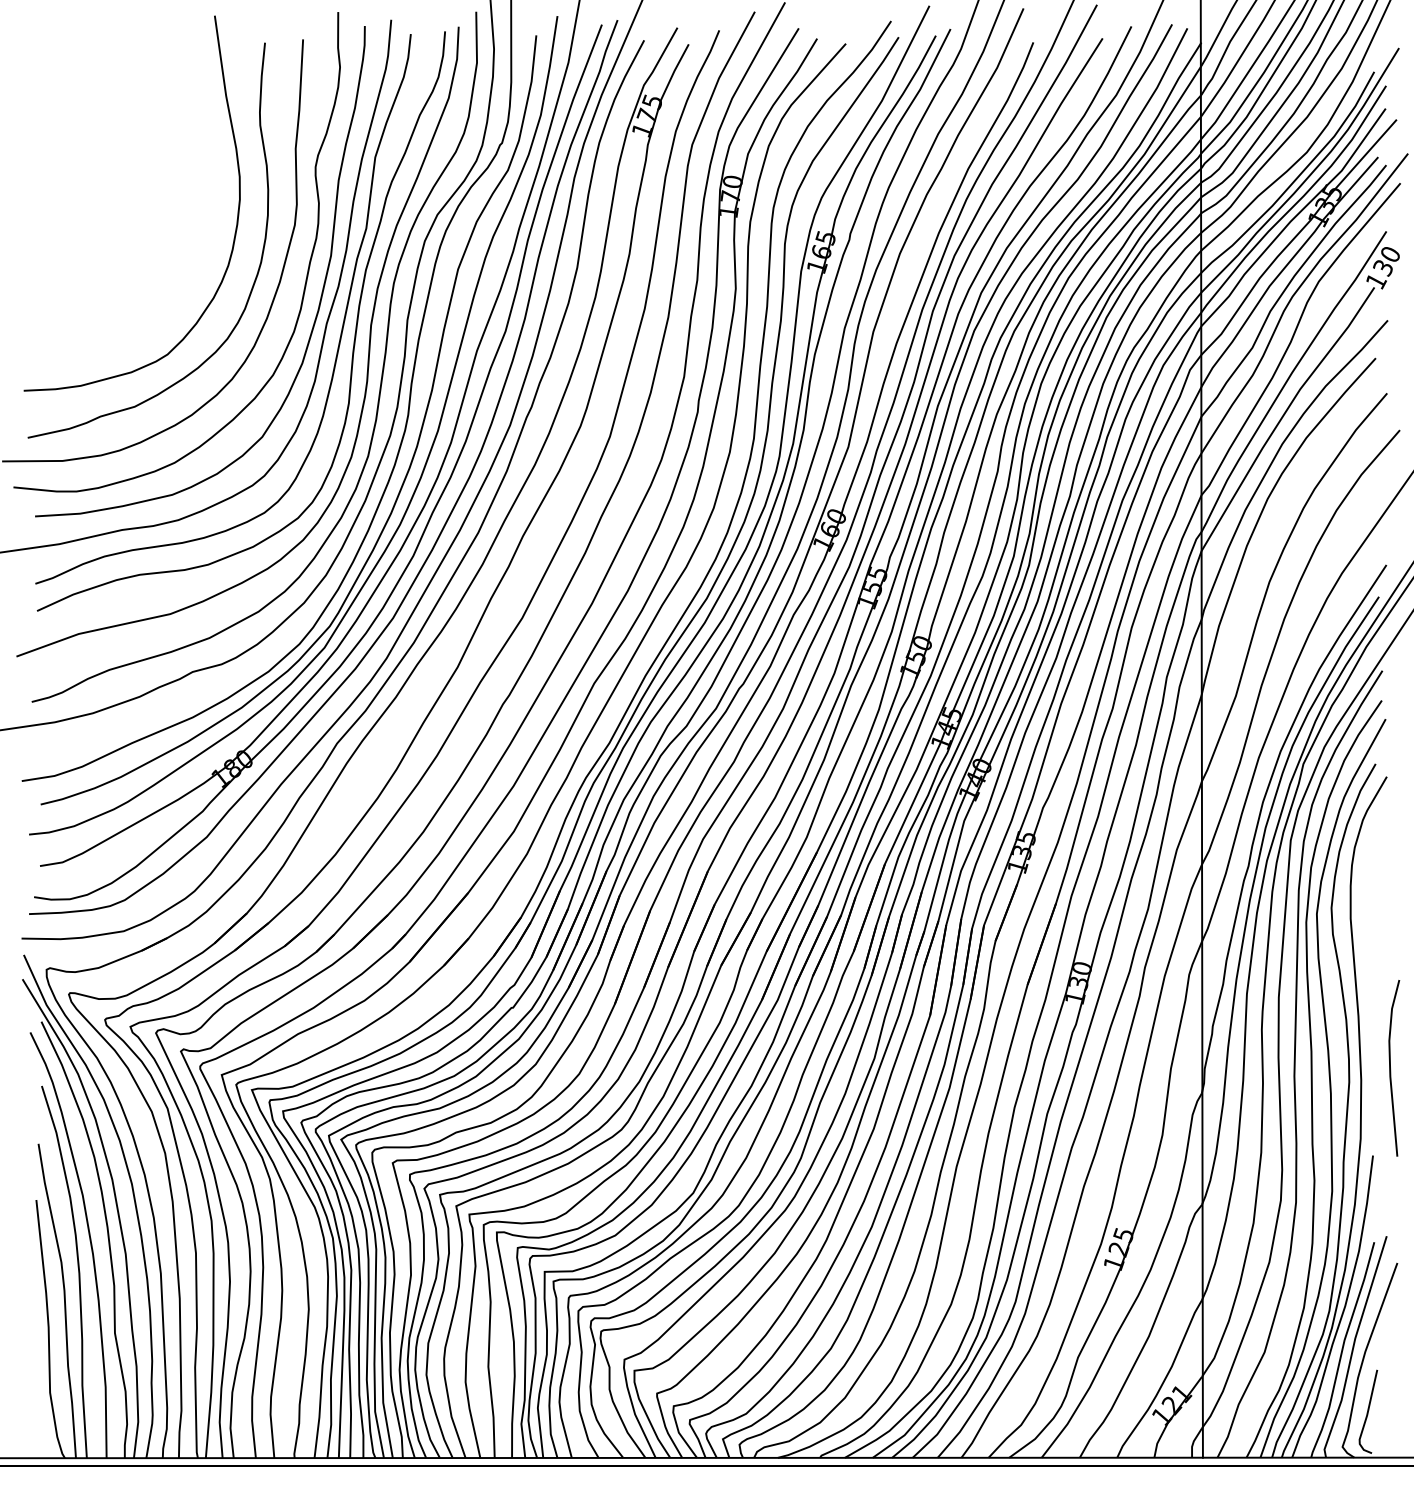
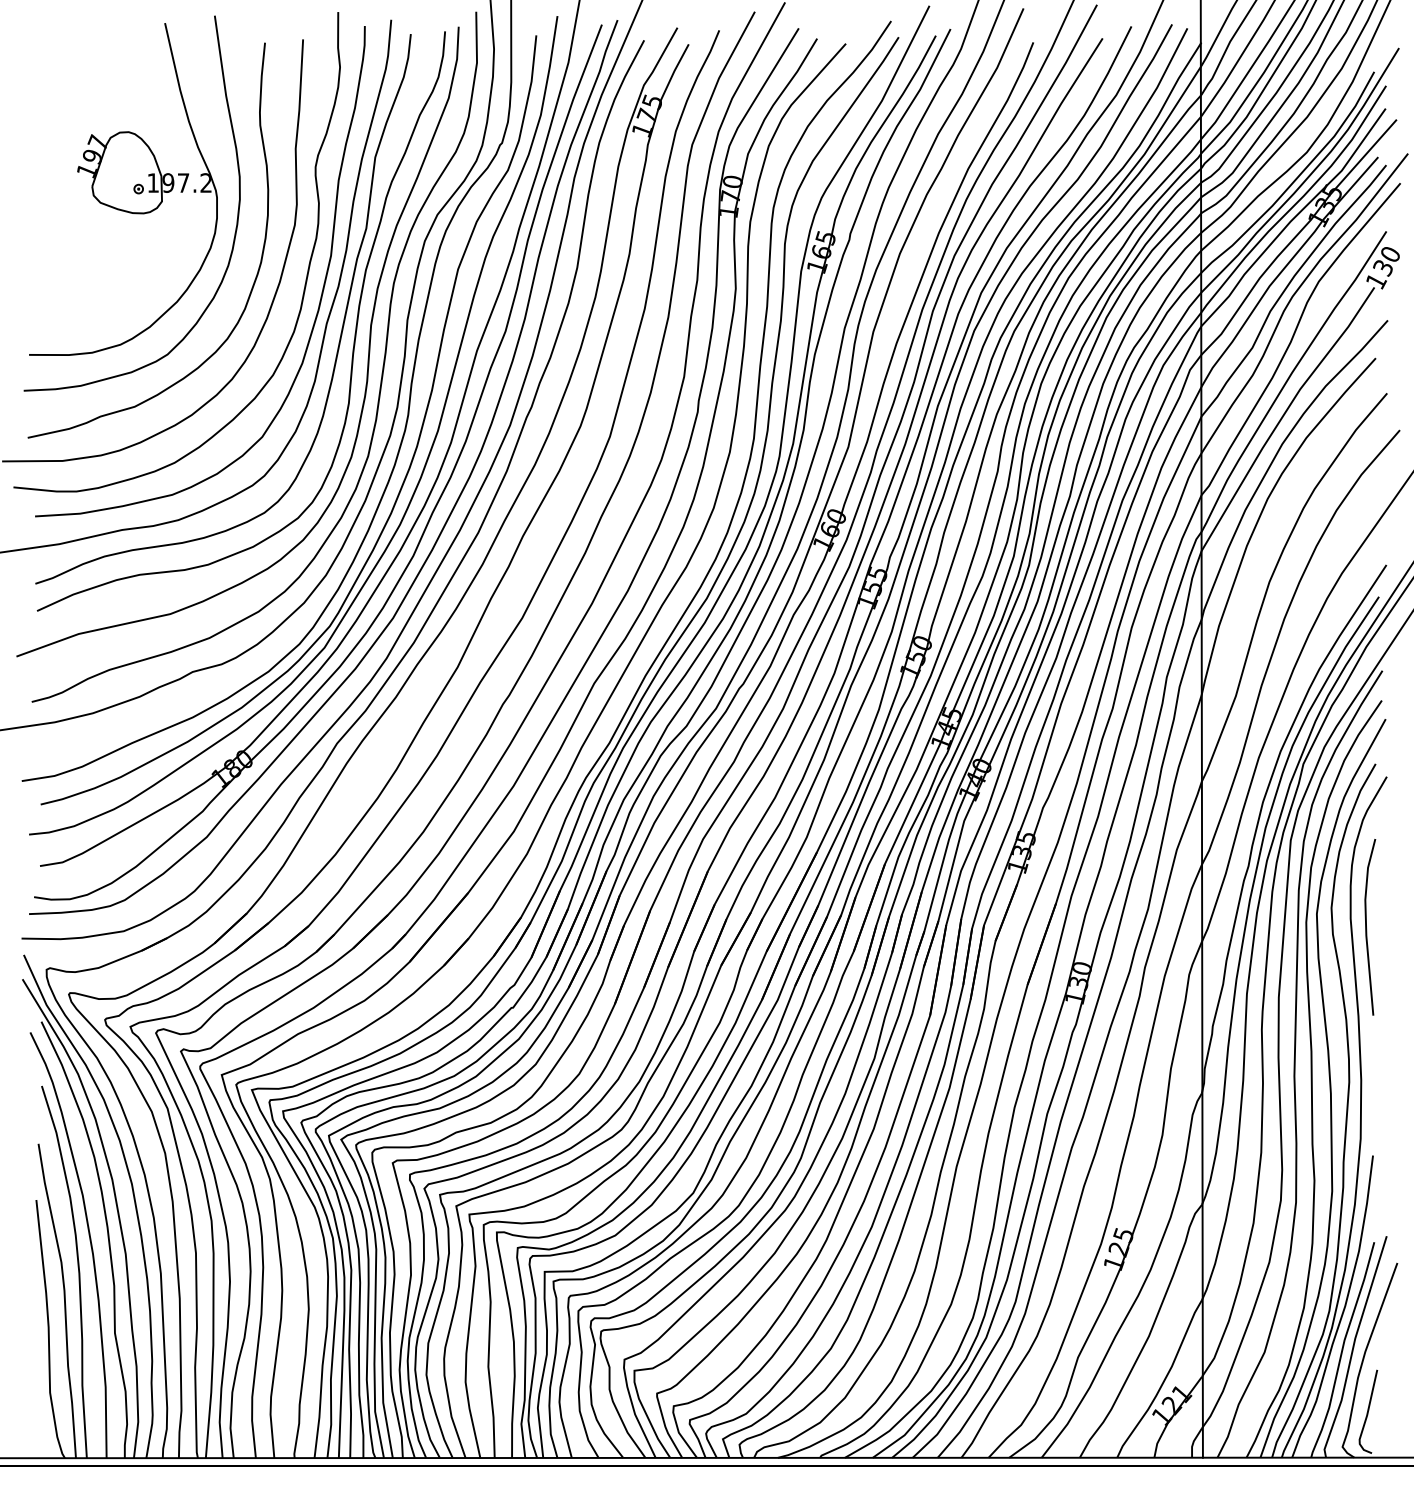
part: none -> present (123, 189)
line position: (1391, 1070) -> (1367, 929) (1367, 929)
